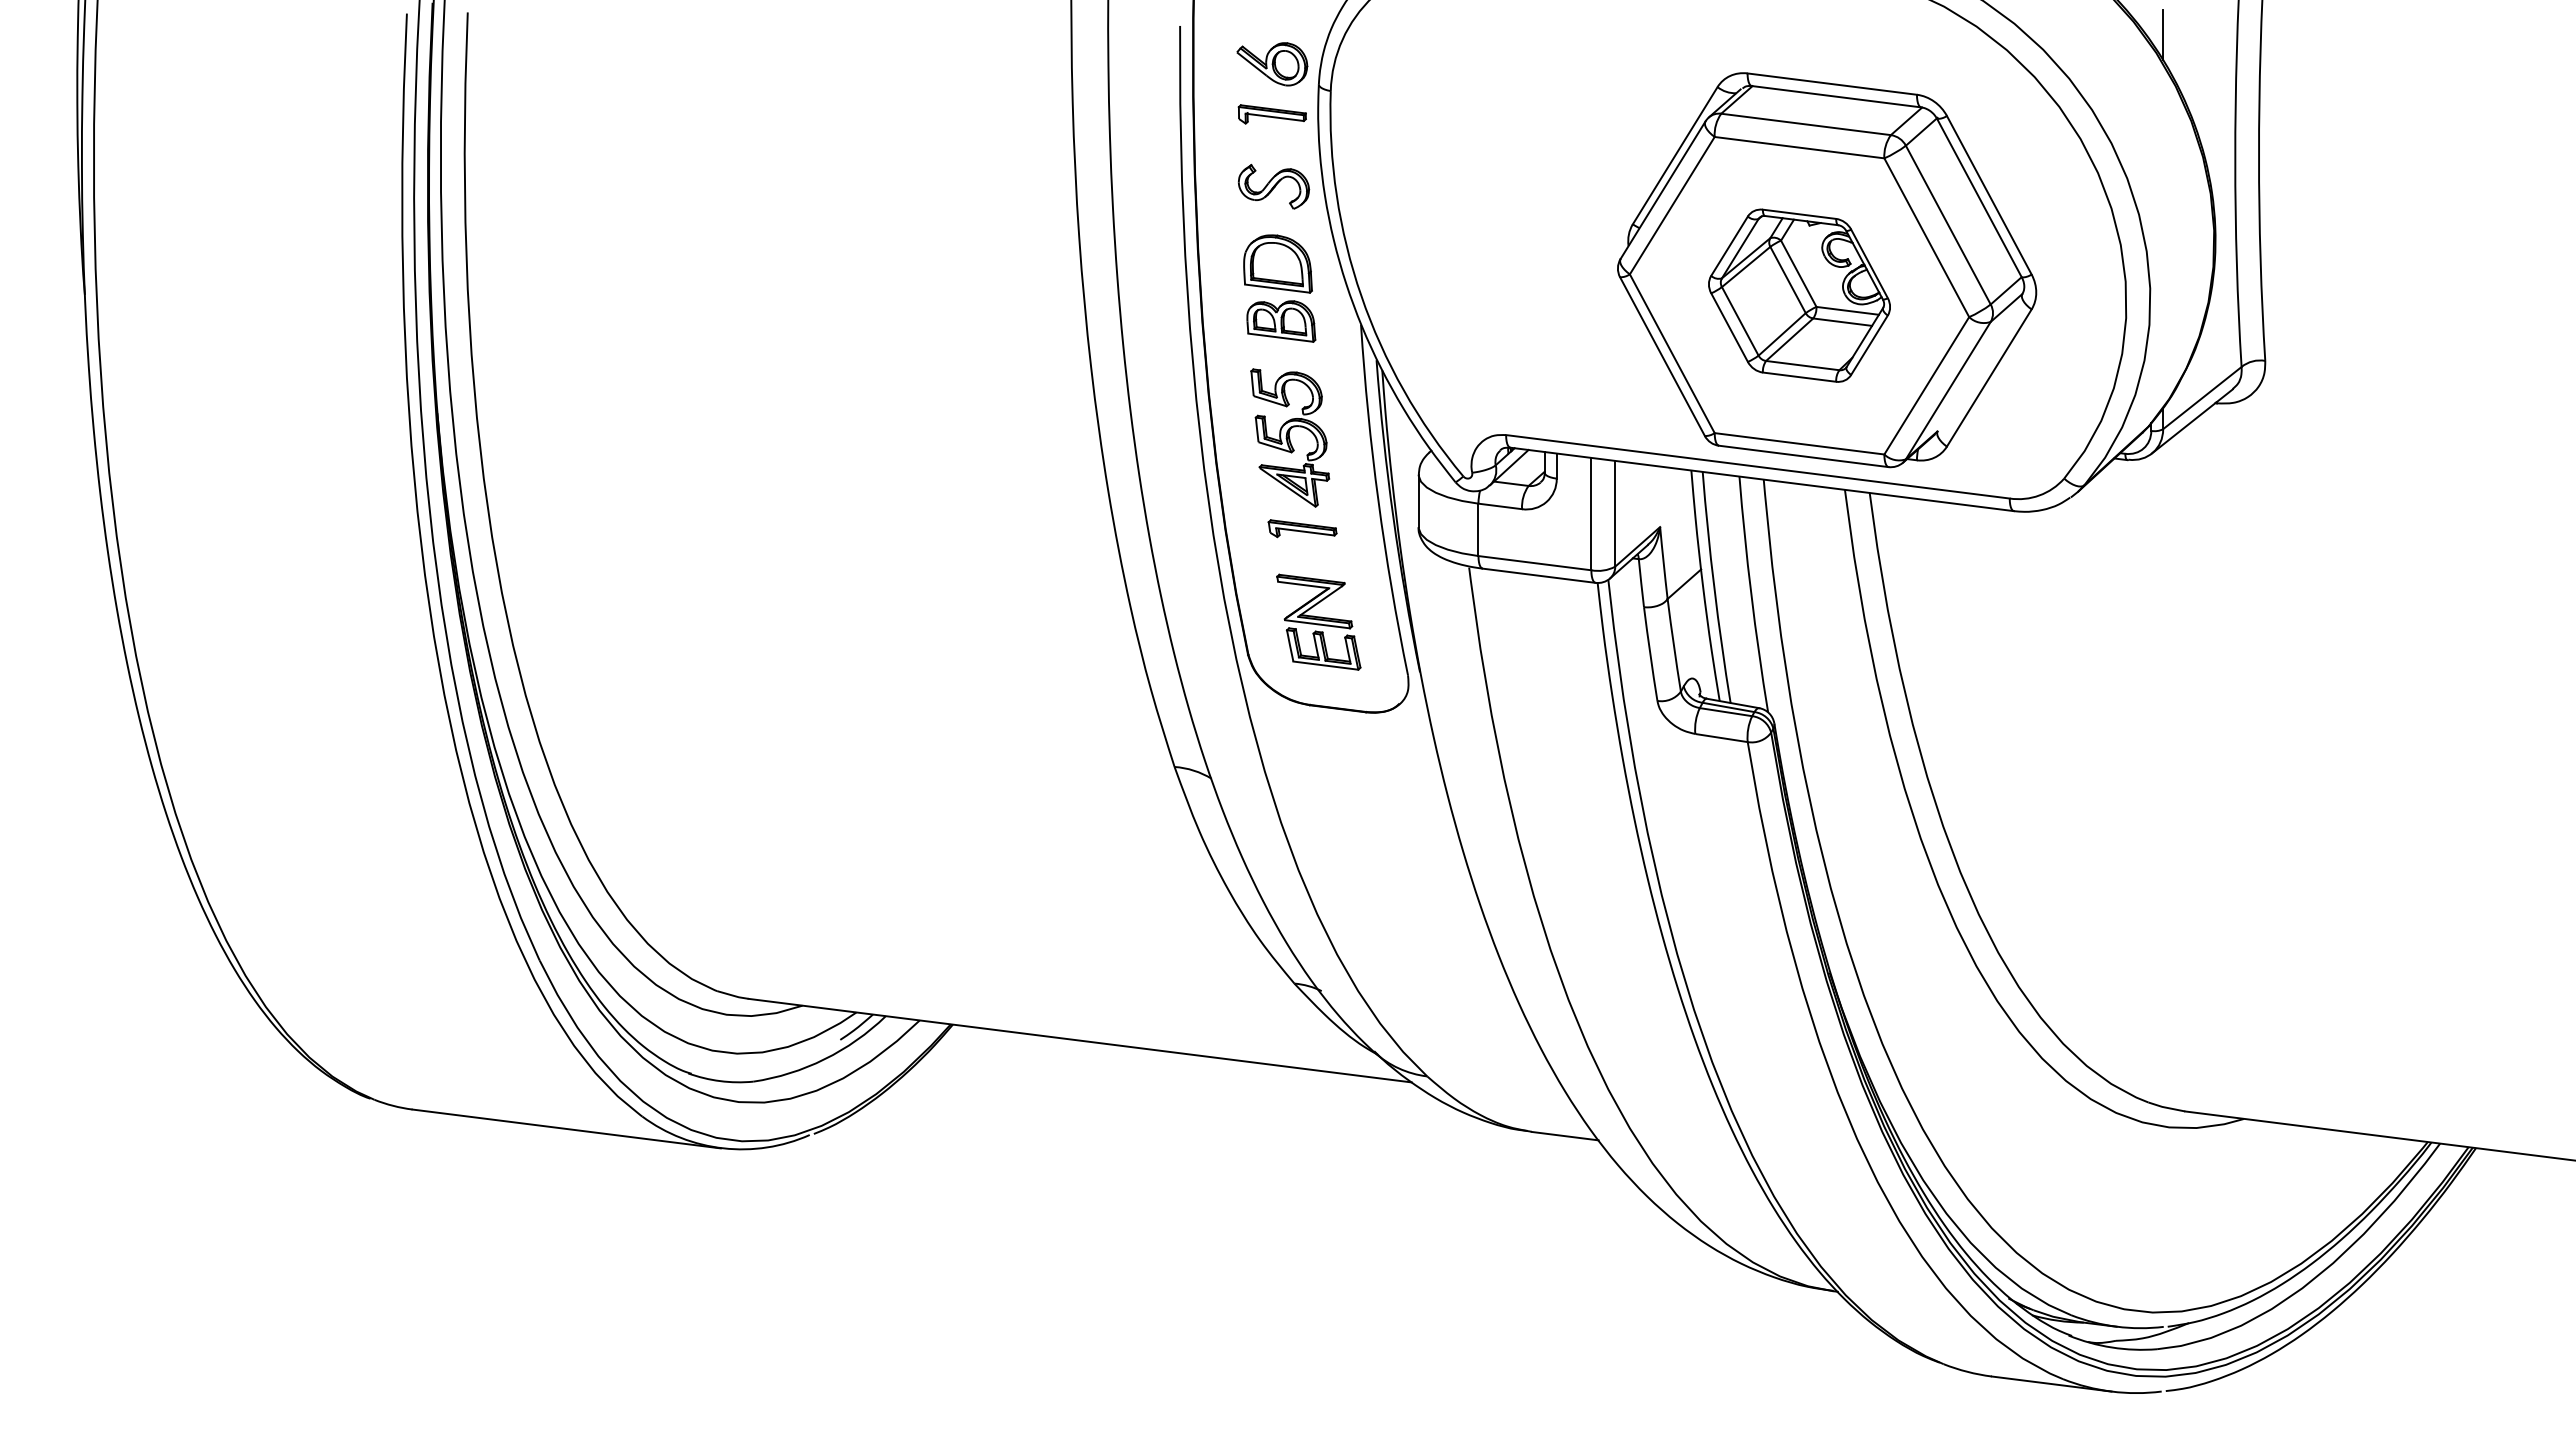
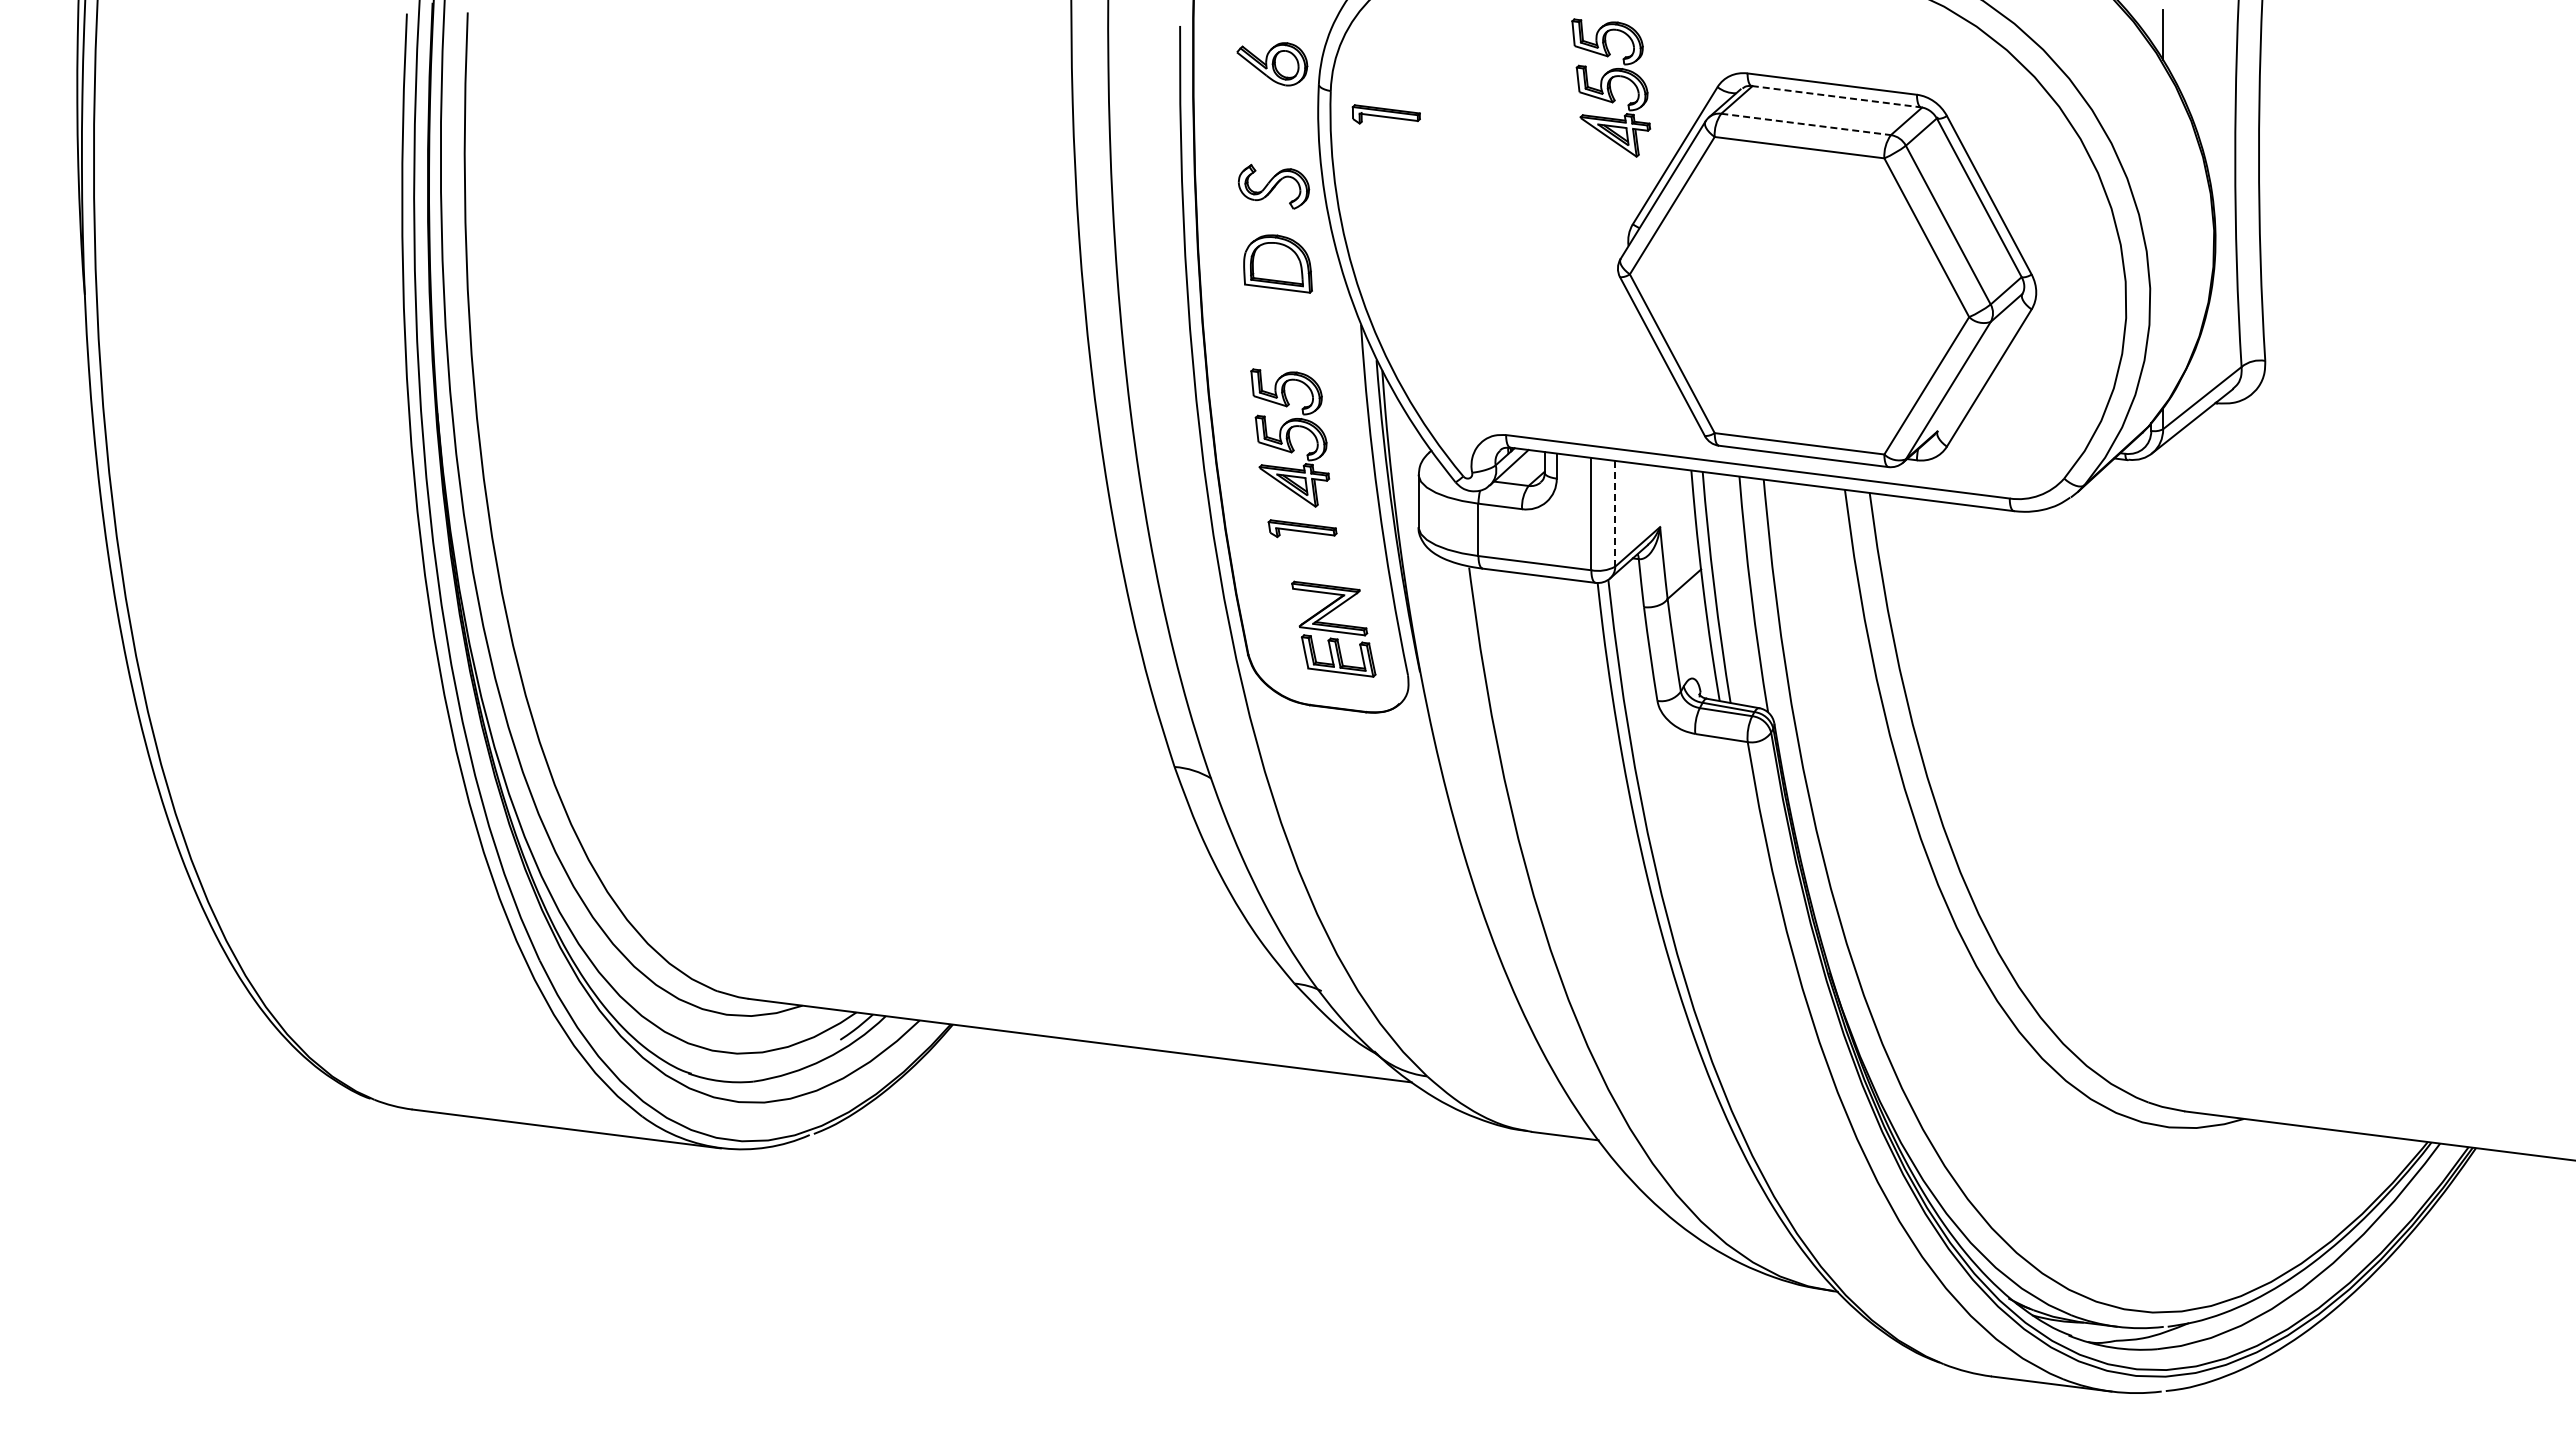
part: none -> present (1611, 87)
line: solid -> dashed (1836, 96)
part position: (1271, 114) -> (1385, 114) (1385, 114)
line: solid -> dashed (1806, 124)
part: present -> none (1799, 295)
part: present -> none (1281, 321)
line: solid -> dashed (1615, 513)
part position: (1318, 621) -> (1333, 628) (1333, 628)
